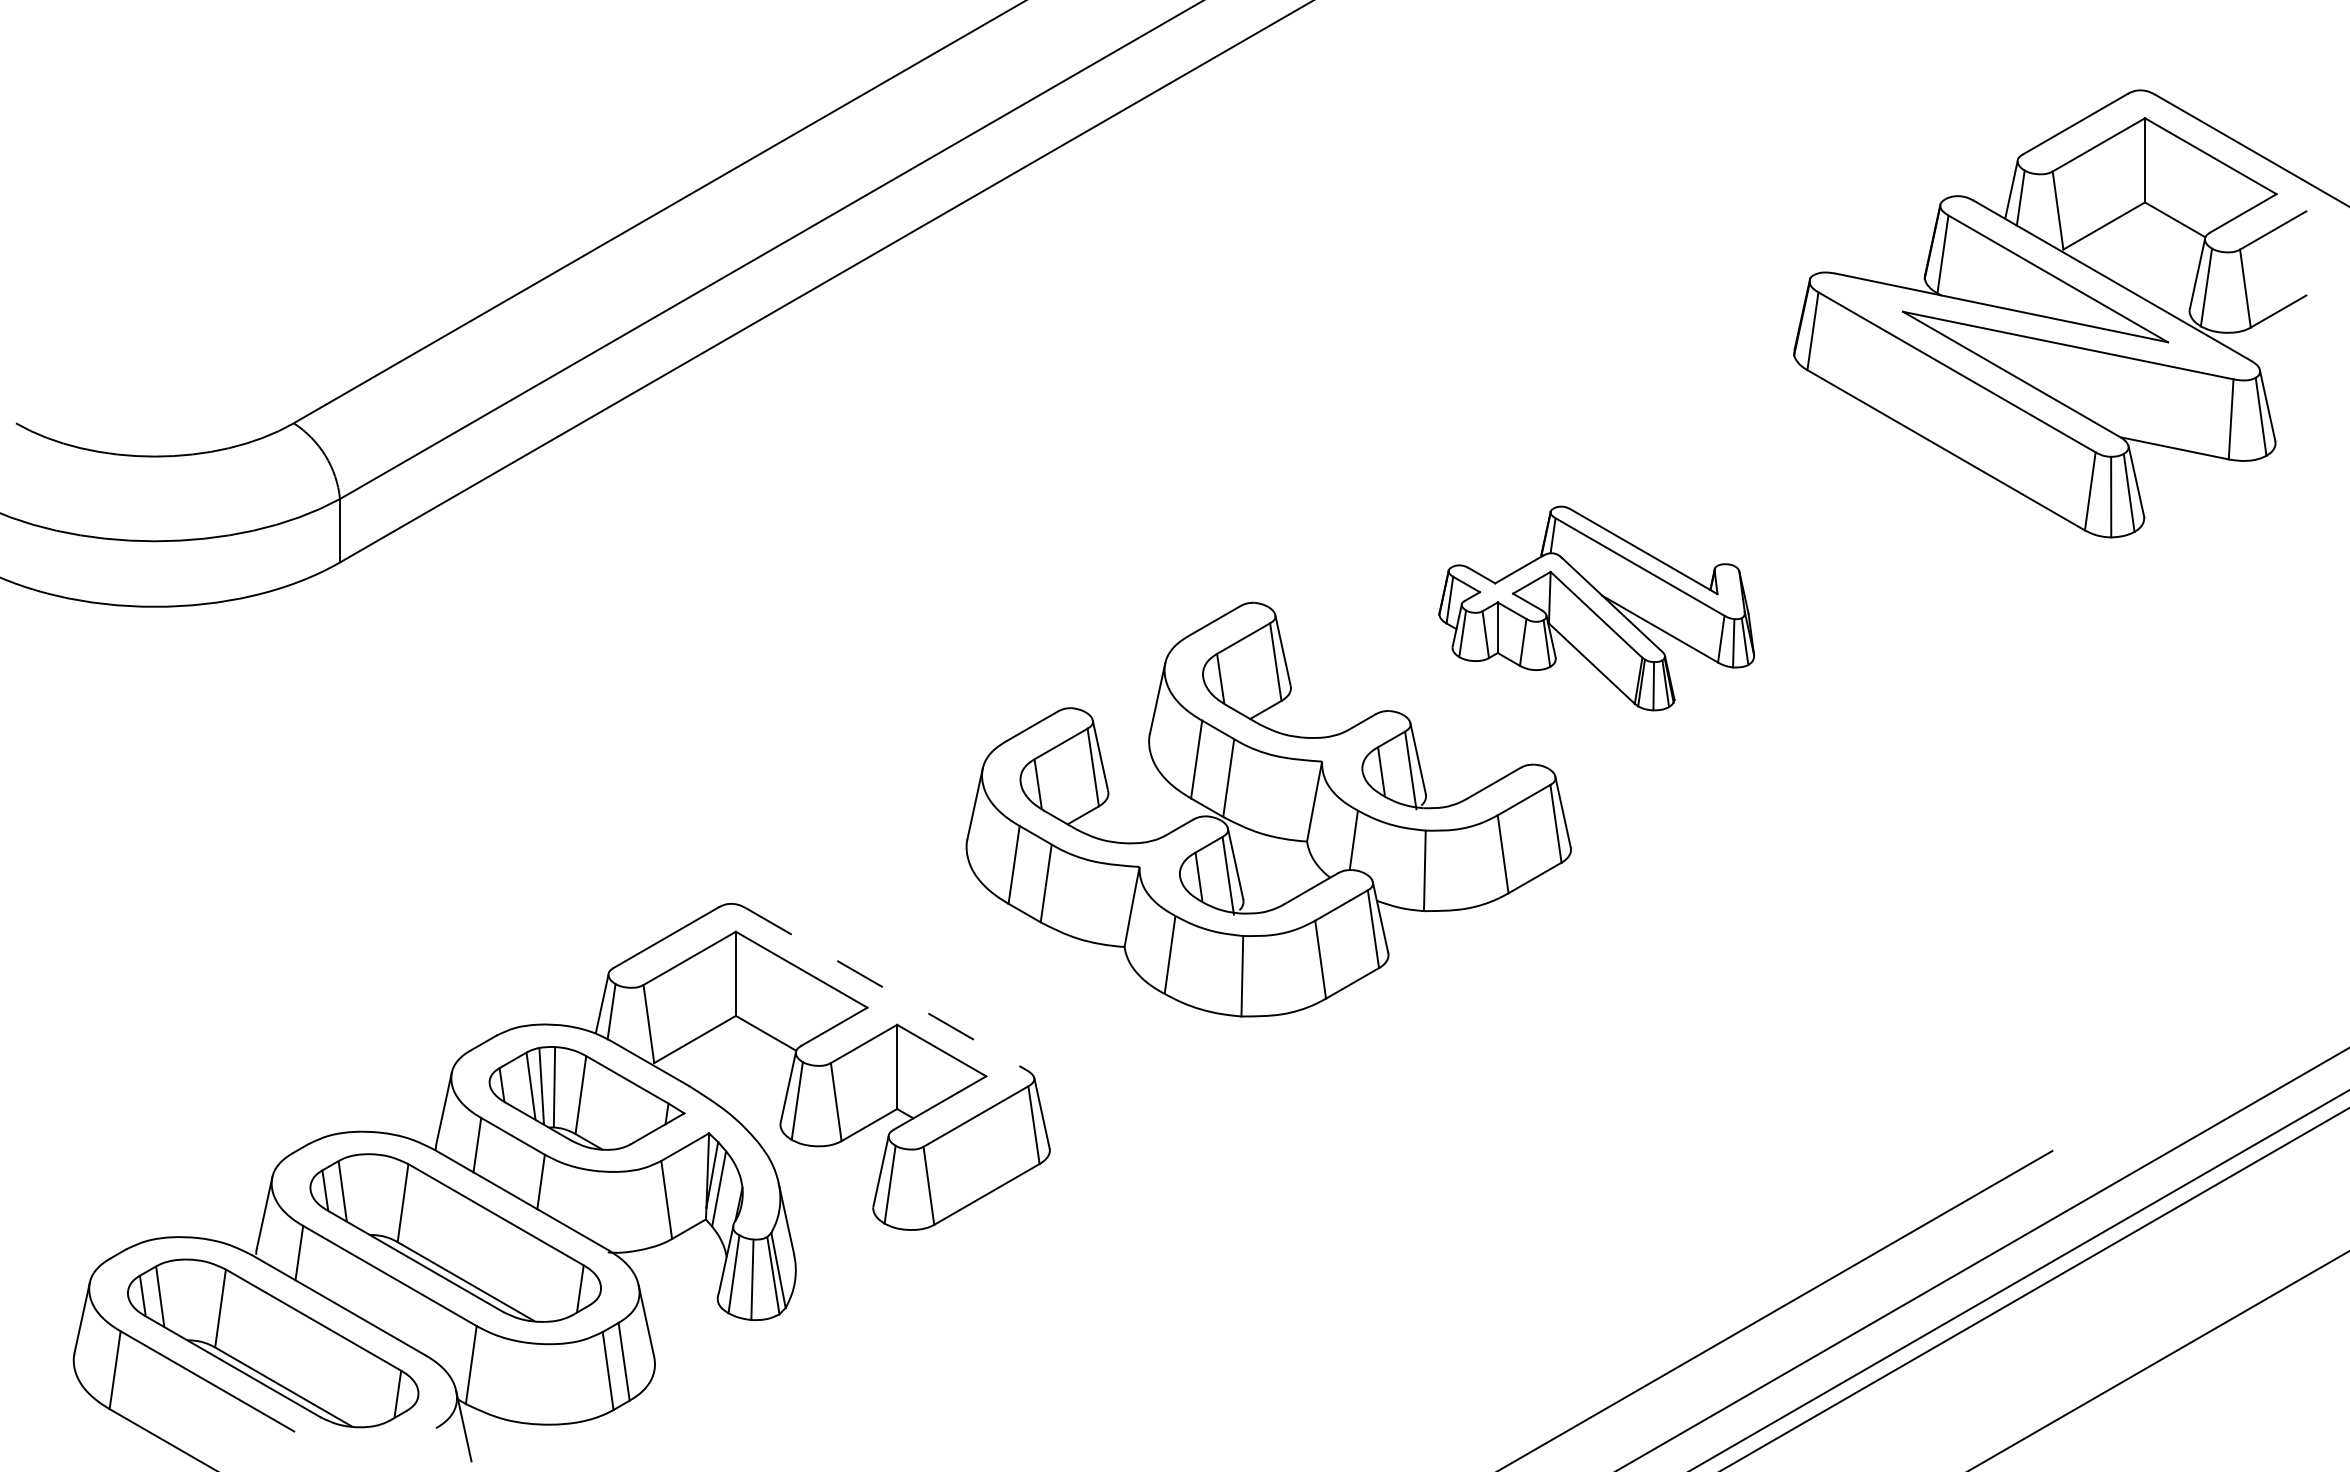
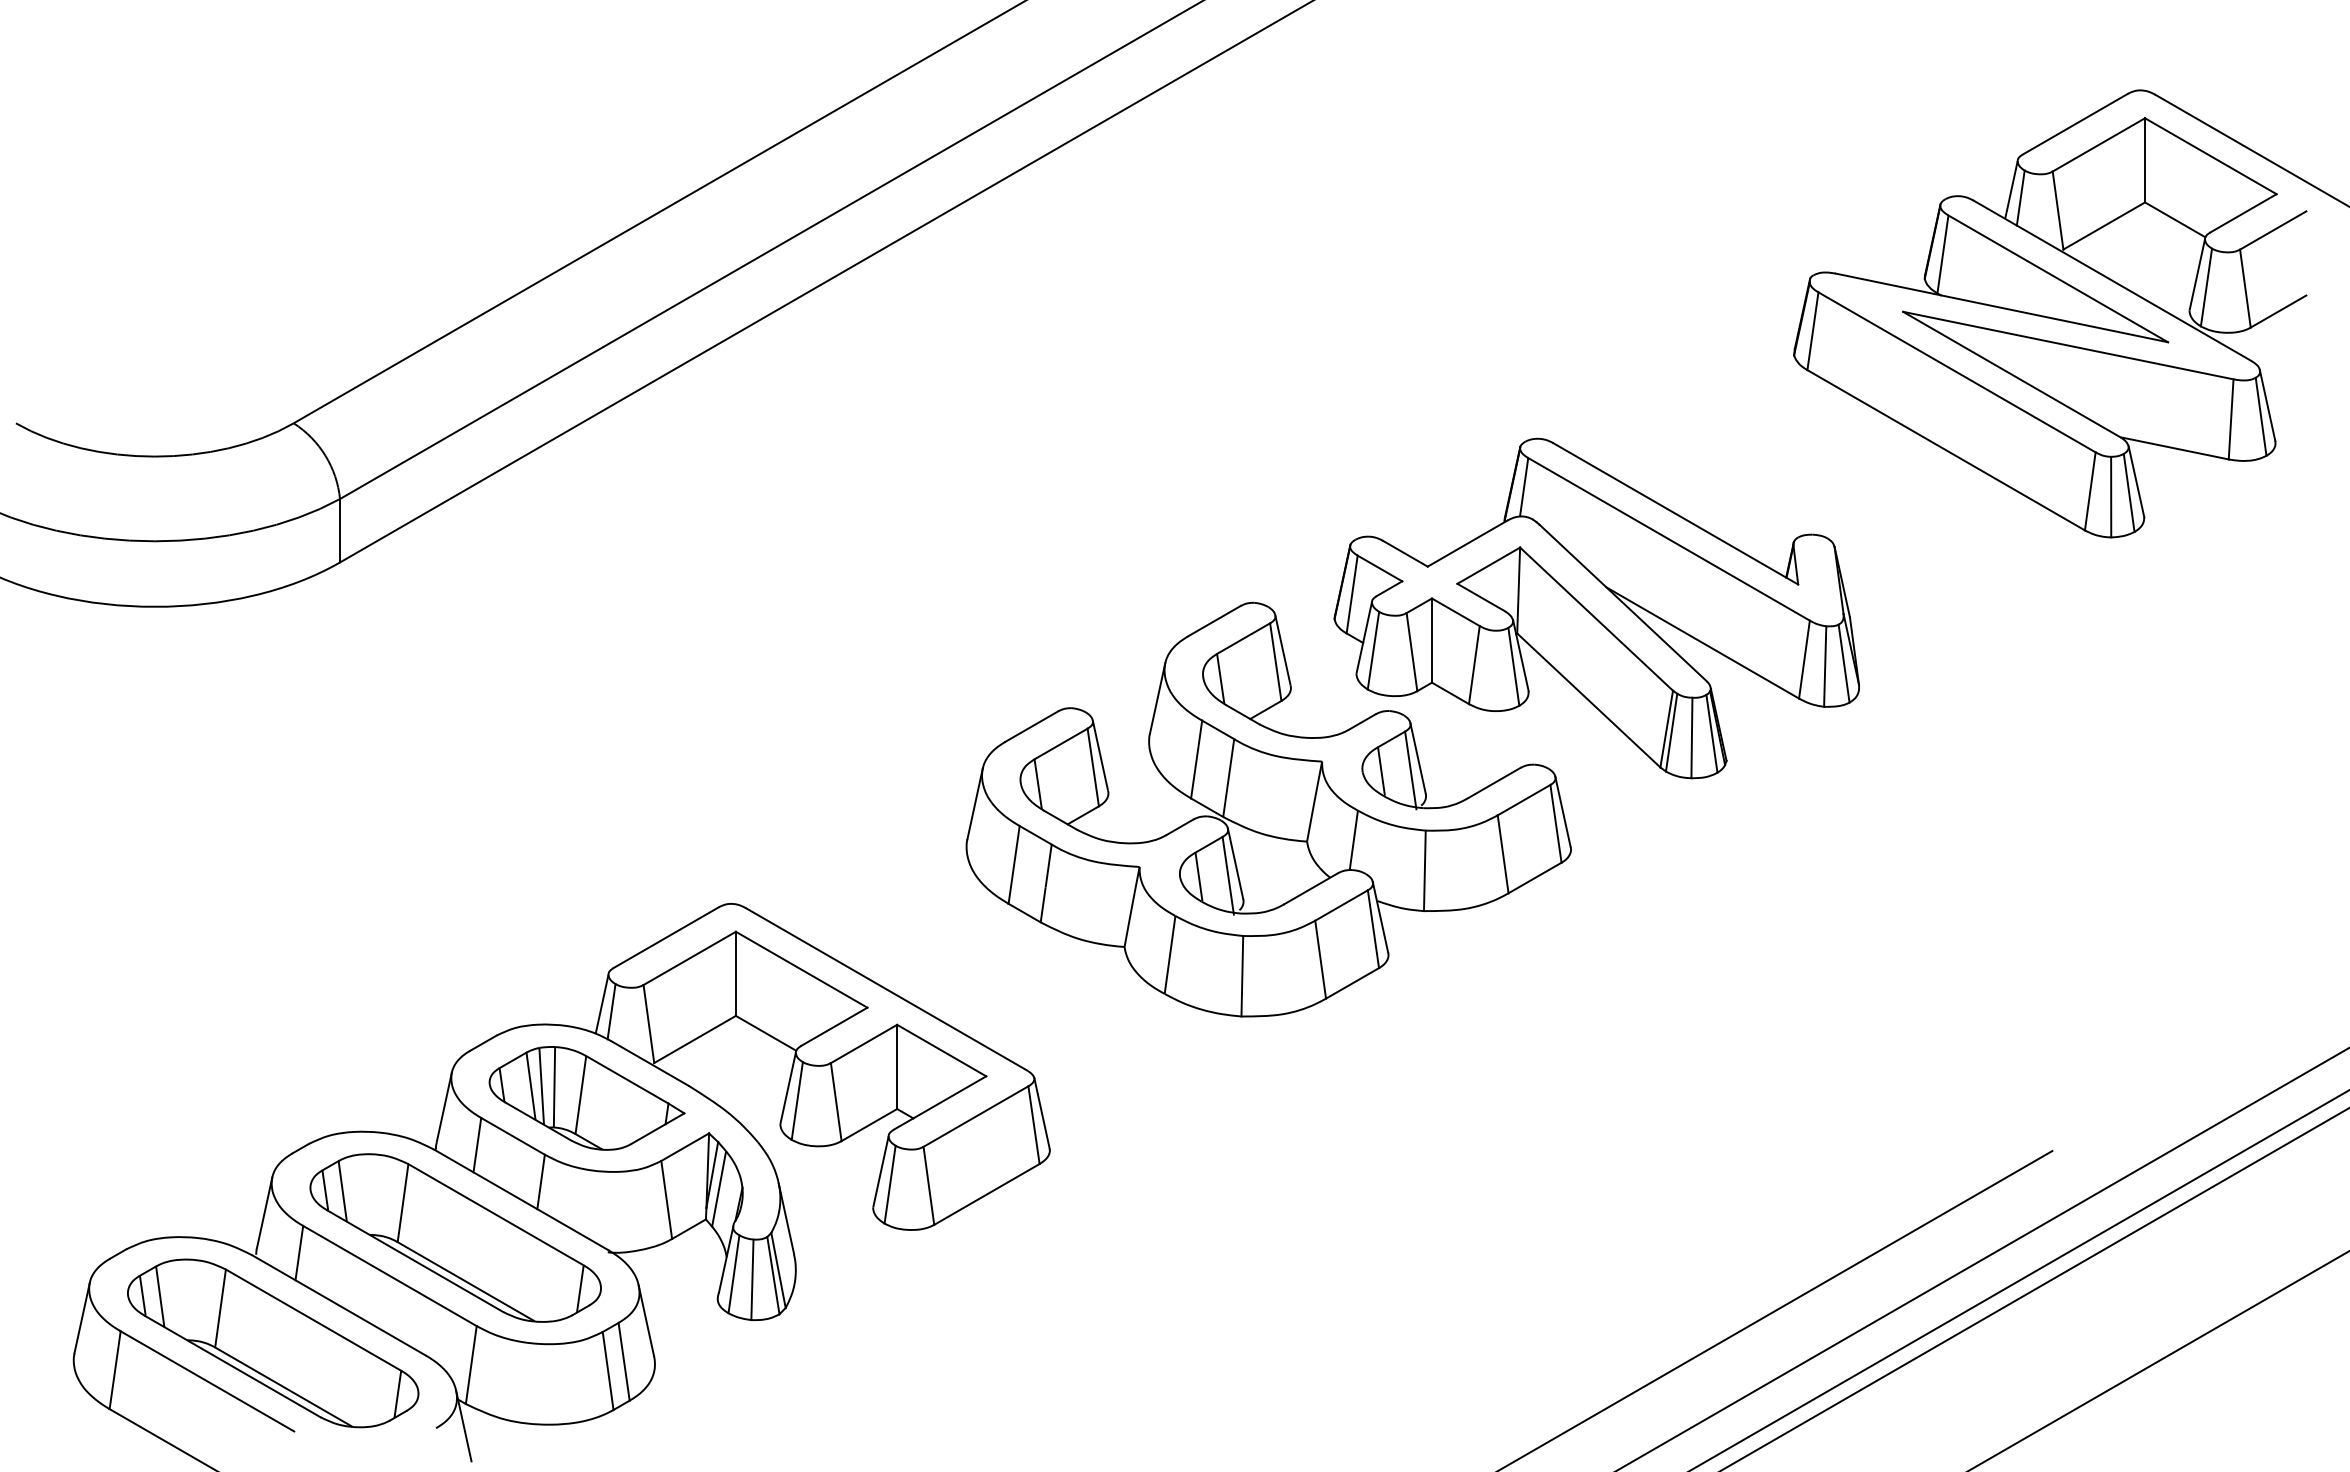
part size: 317x207 px -> 527x343 px (1596, 608)
line: dashed -> solid (886, 989)
